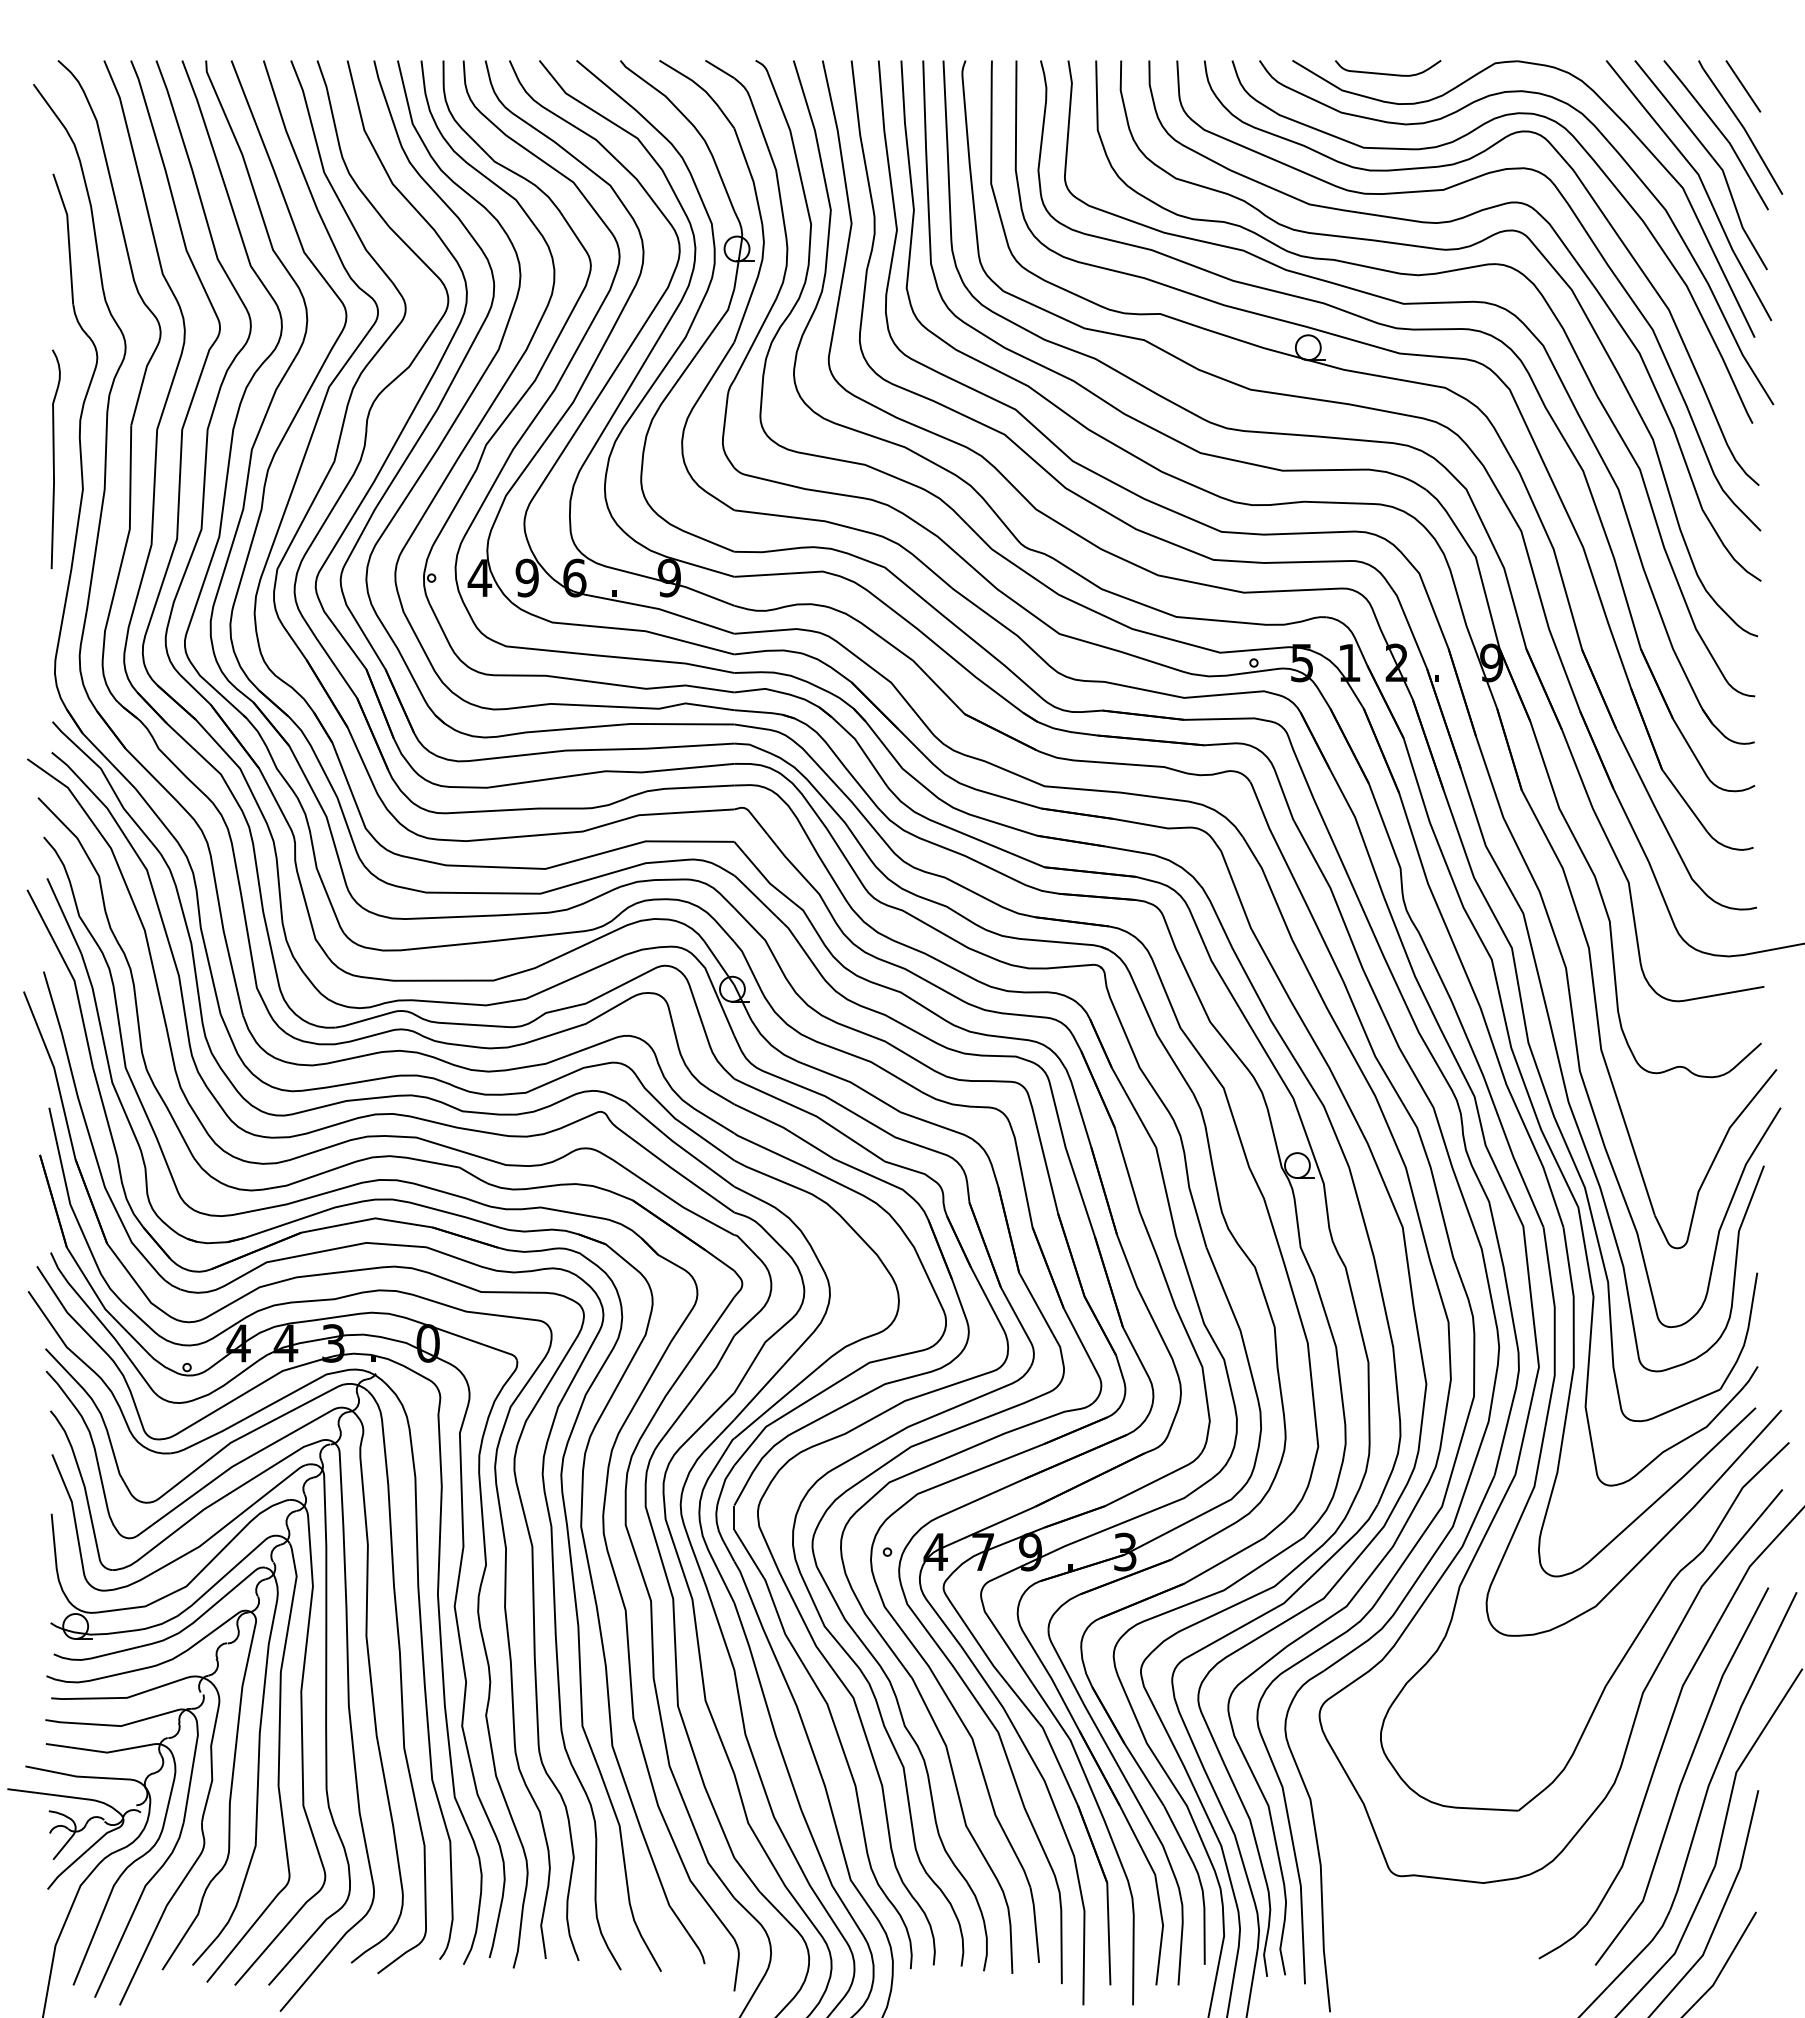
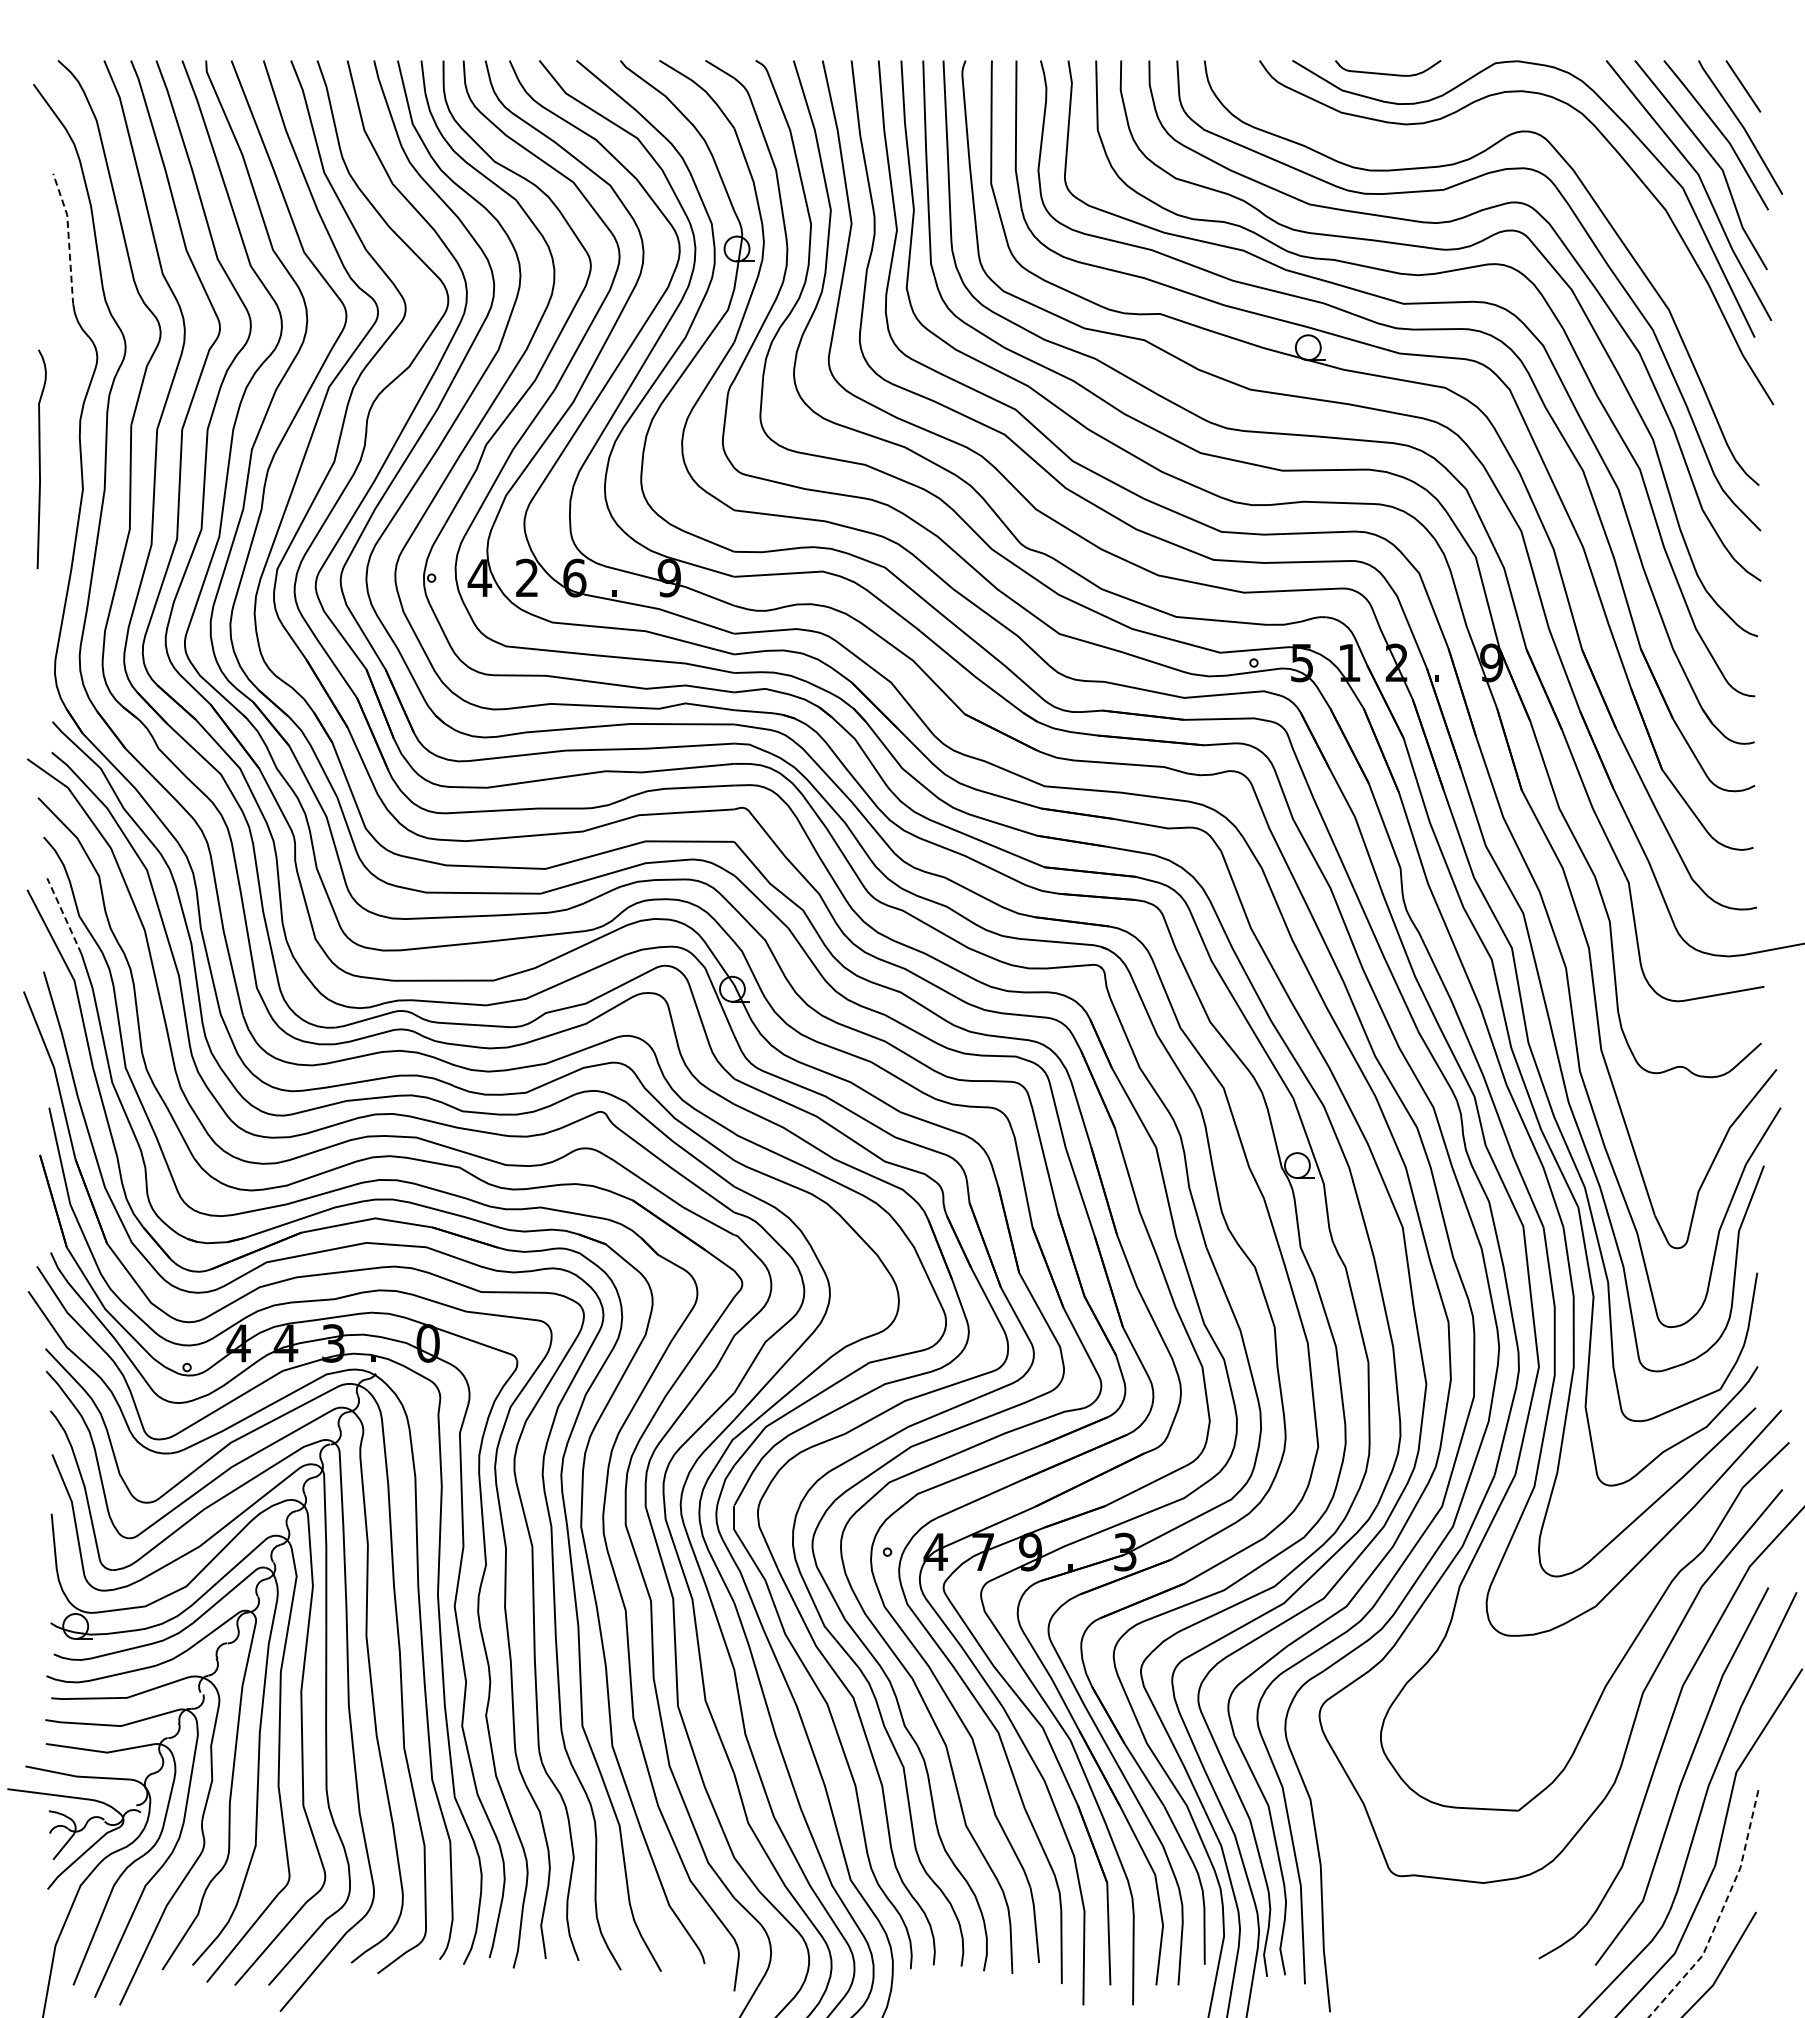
curve: present -> none (1451, 143)
line: solid -> dashed (68, 237)
curve position: (54, 459) -> (40, 459) (40, 459)
text: 9 -> 2 (526, 577)
line: solid -> dashed (64, 915)
line: solid -> dashed (1721, 1913)
